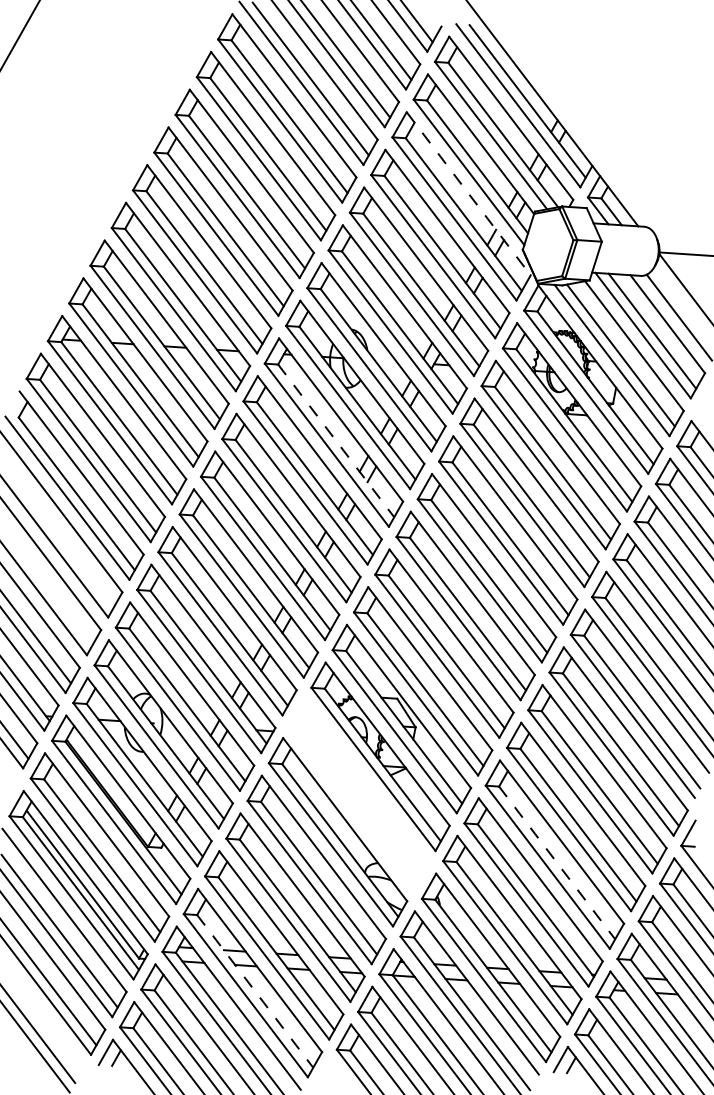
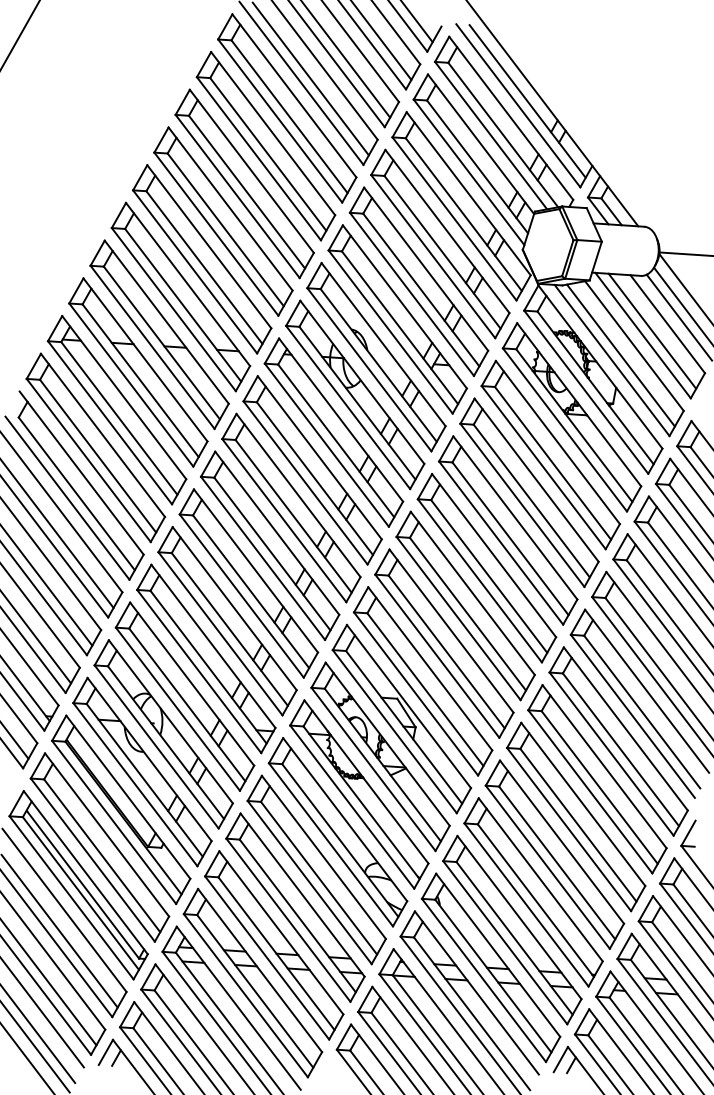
line: dashed -> solid (469, 194)
line: none -> present (682, 304)
line: dashed -> solid (336, 440)
line: none -> present (57, 534)
line: none -> present (47, 586)
part: none -> present (359, 794)
line: dashed -> solid (557, 862)
line: dashed -> solid (255, 991)
line: none -> present (42, 1013)
line: none -> present (27, 1058)
